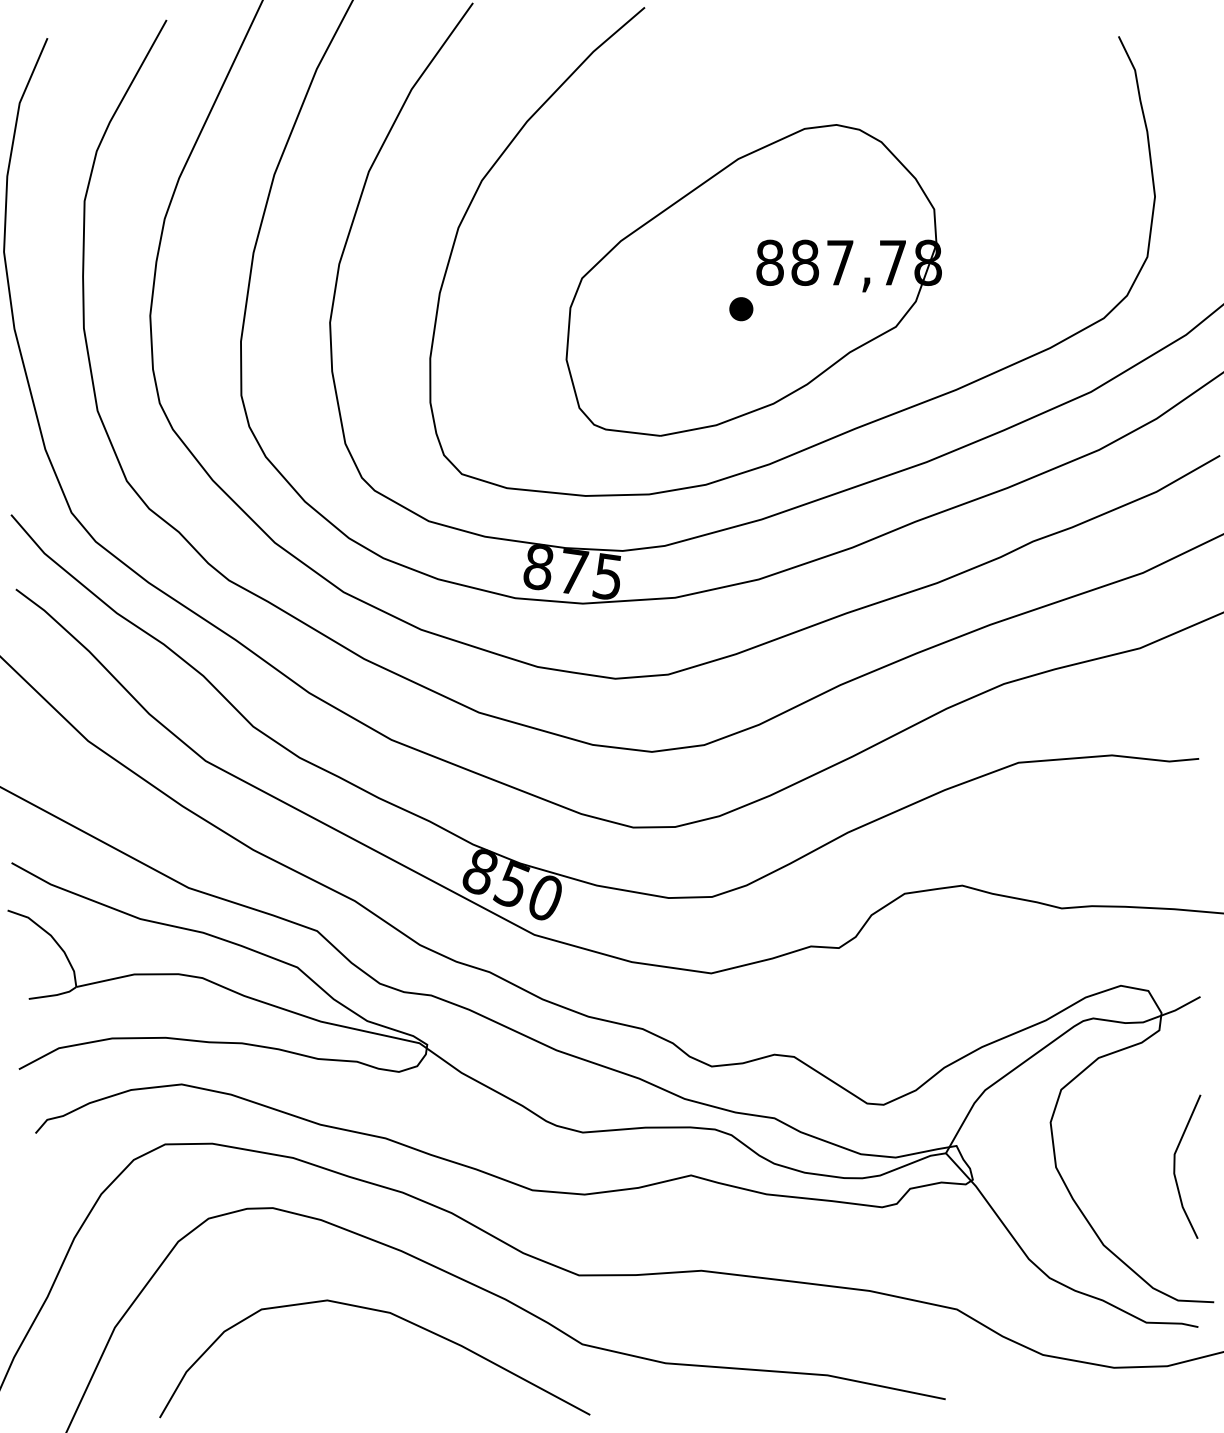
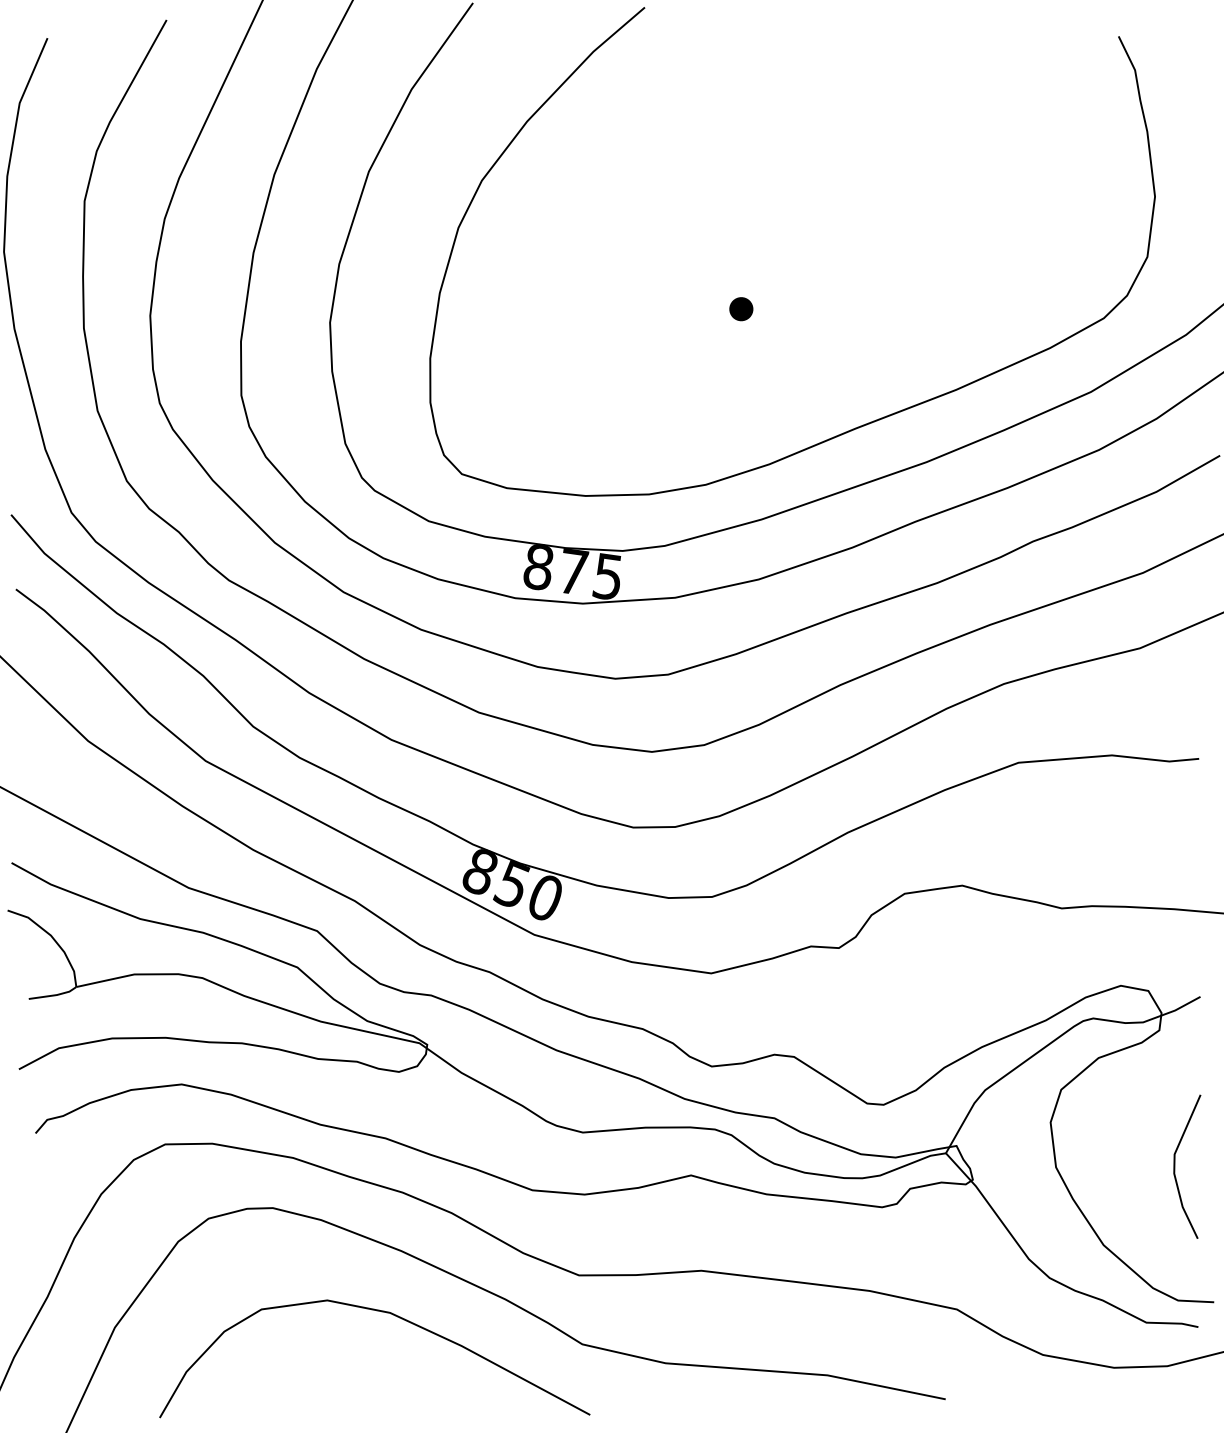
part: present -> none (753, 280)
